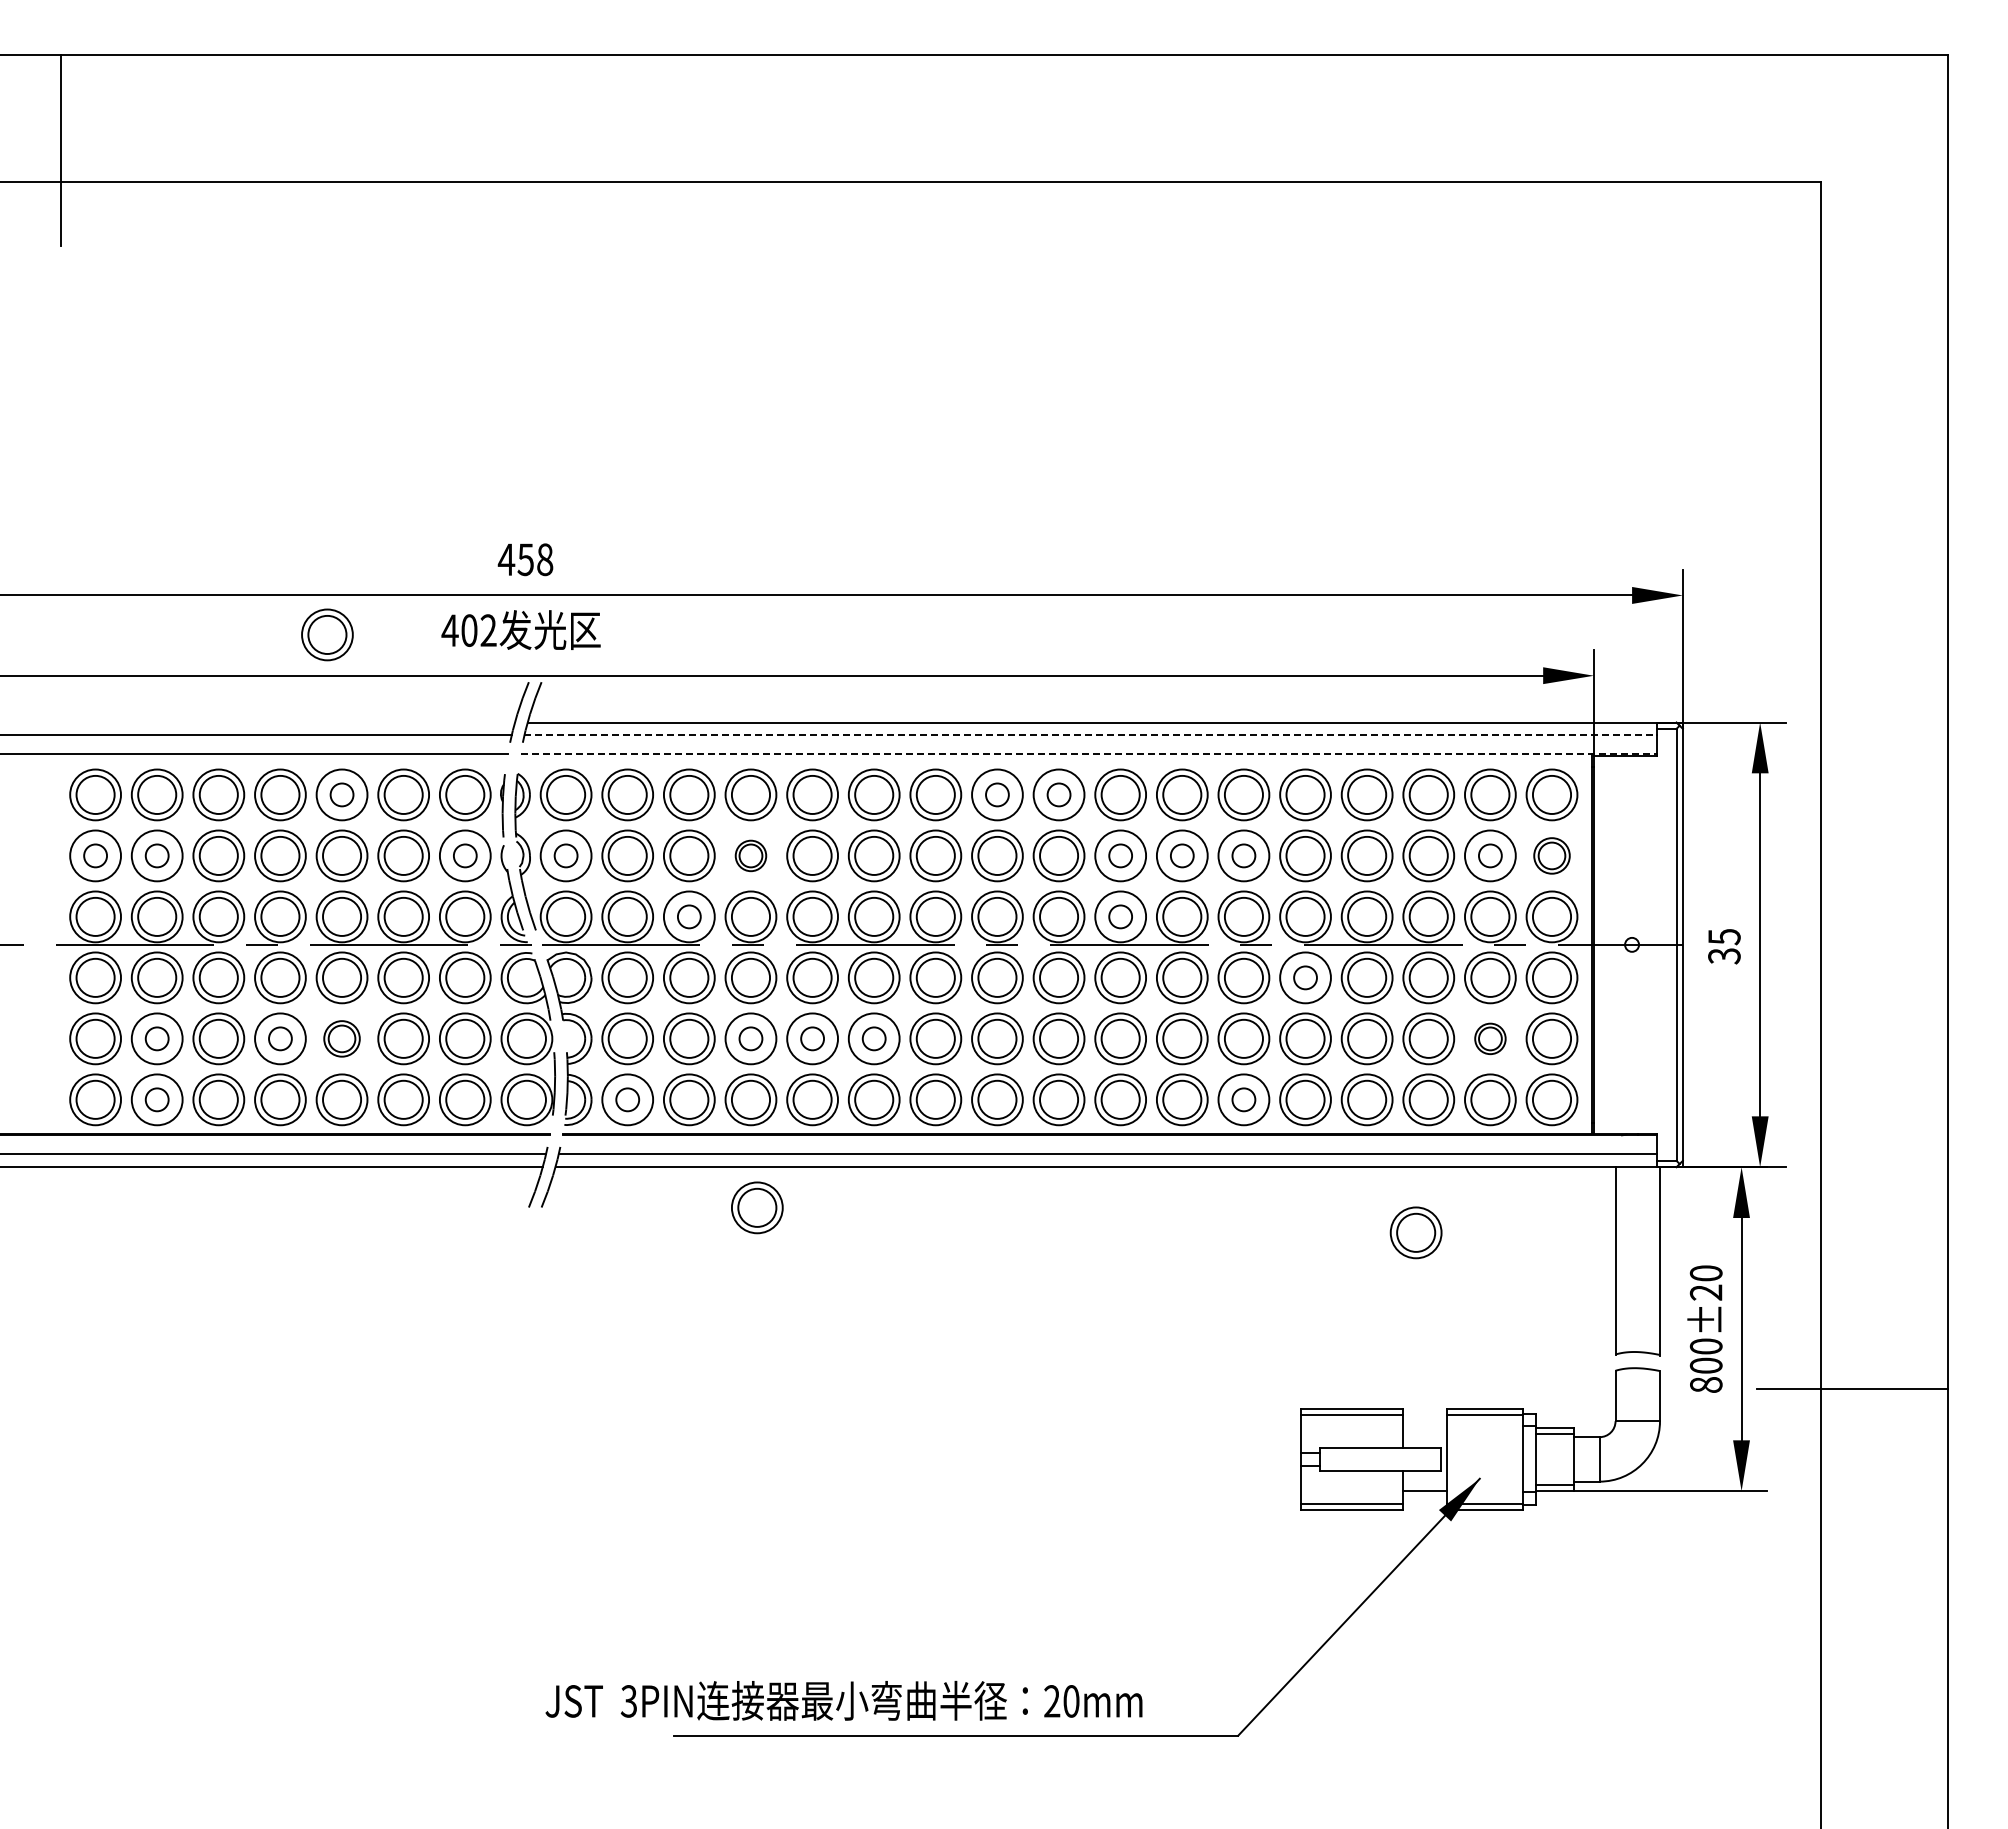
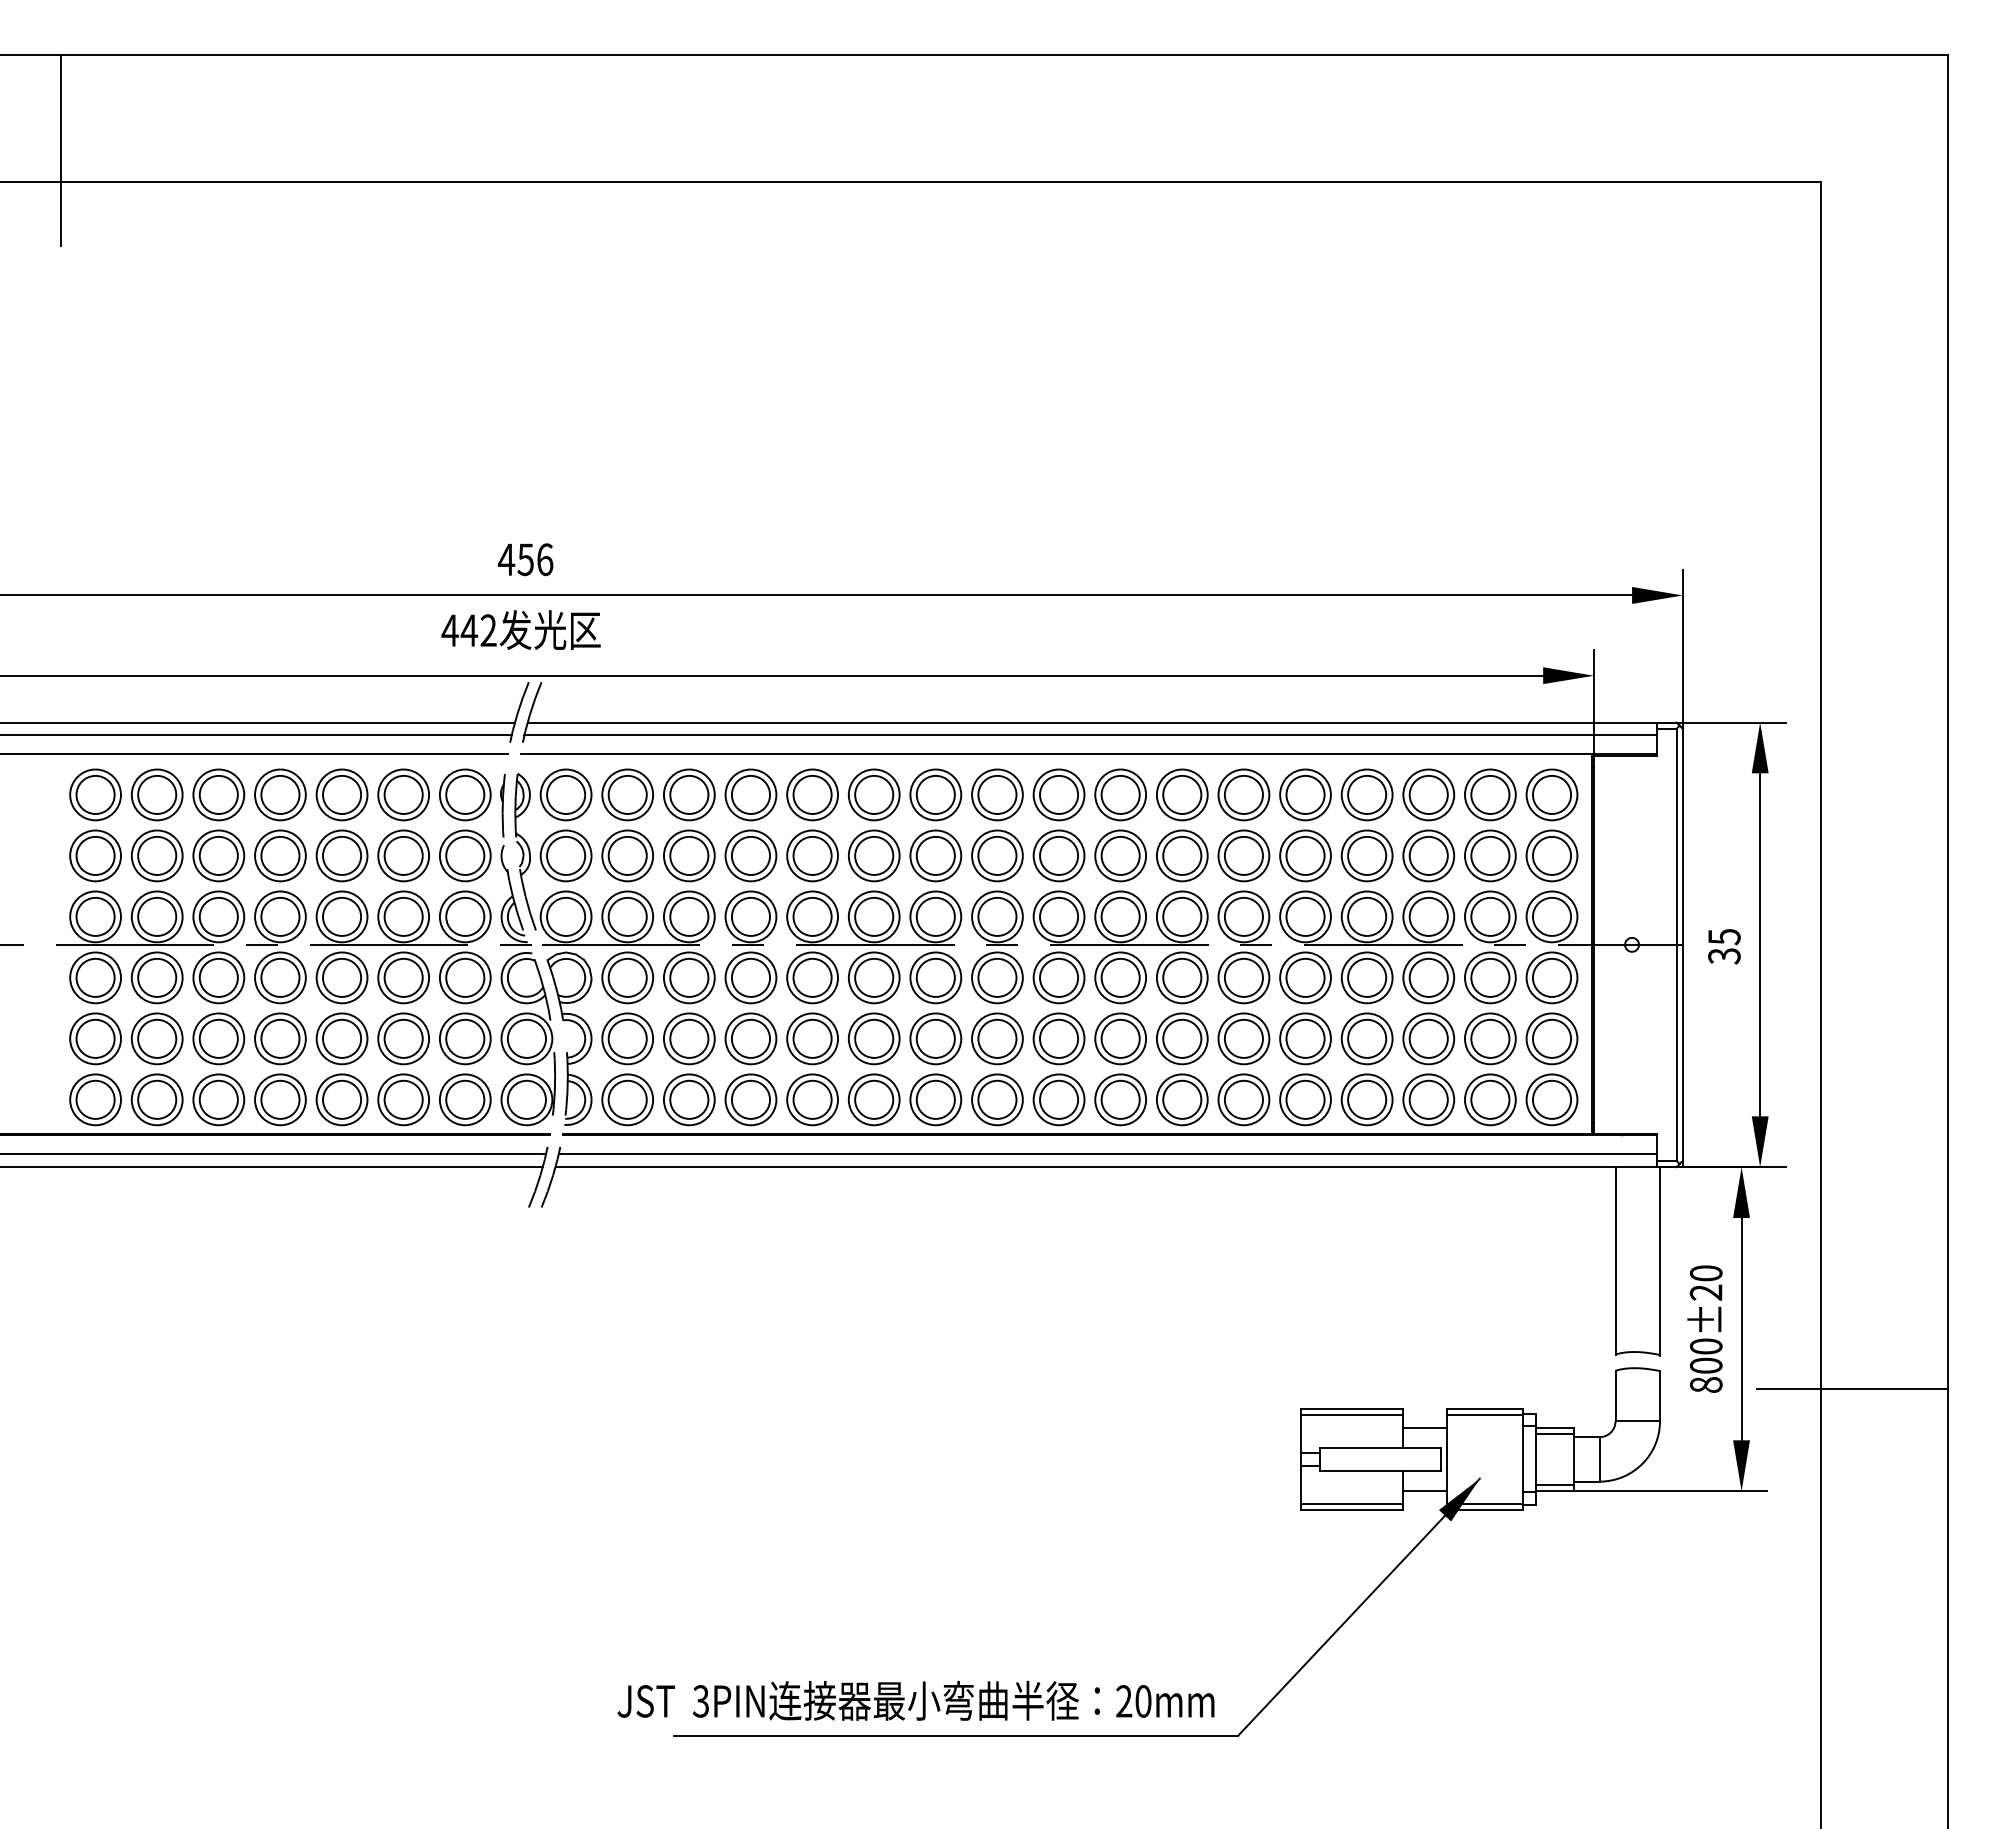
text: 458 -> 456 (545, 559)
text: 402 -> 442 (469, 630)
part: present -> none (327, 634)
line: none -> present (258, 722)
line: dashed -> solid (1090, 735)
line: dashed -> solid (1089, 754)
circle diameter: 23 px -> 38 px (342, 794)
circle diameter: 23 px -> 38 px (997, 794)
circle diameter: 23 px -> 38 px (1059, 794)
circle diameter: 23 px -> 38 px (95, 855)
circle diameter: 23 px -> 38 px (157, 855)
circle diameter: 23 px -> 38 px (465, 855)
circle diameter: 23 px -> 38 px (566, 855)
part size: 34x34 px -> 54x54 px (750, 855)
circle diameter: 23 px -> 38 px (1120, 855)
circle diameter: 23 px -> 38 px (1182, 855)
circle diameter: 23 px -> 38 px (1243, 855)
circle diameter: 23 px -> 38 px (1490, 855)
part size: 38x38 px -> 54x54 px (1551, 855)
circle diameter: 23 px -> 38 px (689, 916)
circle diameter: 23 px -> 38 px (1120, 916)
circle diameter: 23 px -> 38 px (1305, 977)
circle diameter: 23 px -> 38 px (157, 1038)
circle diameter: 23 px -> 38 px (280, 1038)
part size: 38x38 px -> 54x54 px (341, 1038)
circle diameter: 23 px -> 38 px (750, 1038)
circle diameter: 23 px -> 38 px (812, 1038)
circle diameter: 23 px -> 38 px (874, 1038)
part size: 33x34 px -> 53x54 px (1490, 1038)
circle diameter: 23 px -> 38 px (157, 1099)
circle diameter: 23 px -> 38 px (627, 1099)
circle diameter: 23 px -> 38 px (1243, 1099)
part: present -> none (757, 1207)
part: present -> none (1415, 1232)
line: none -> present (1424, 1427)
text position: (843, 1700) -> (915, 1700) (915, 1700)
